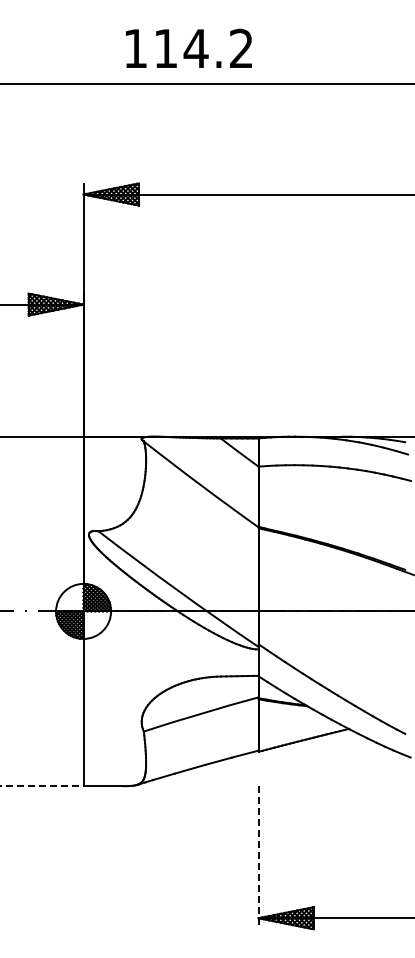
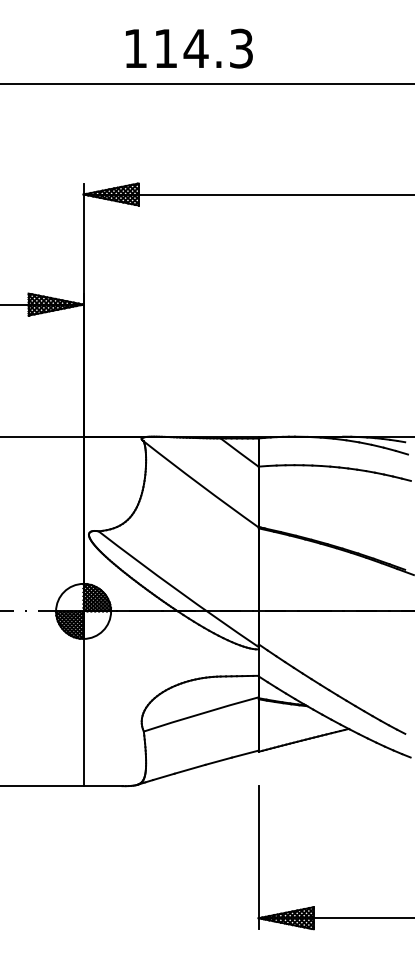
text: 114.2 -> 114.3 (241, 48)
line: dashed -> solid (42, 786)
line: dashed -> solid (258, 857)
